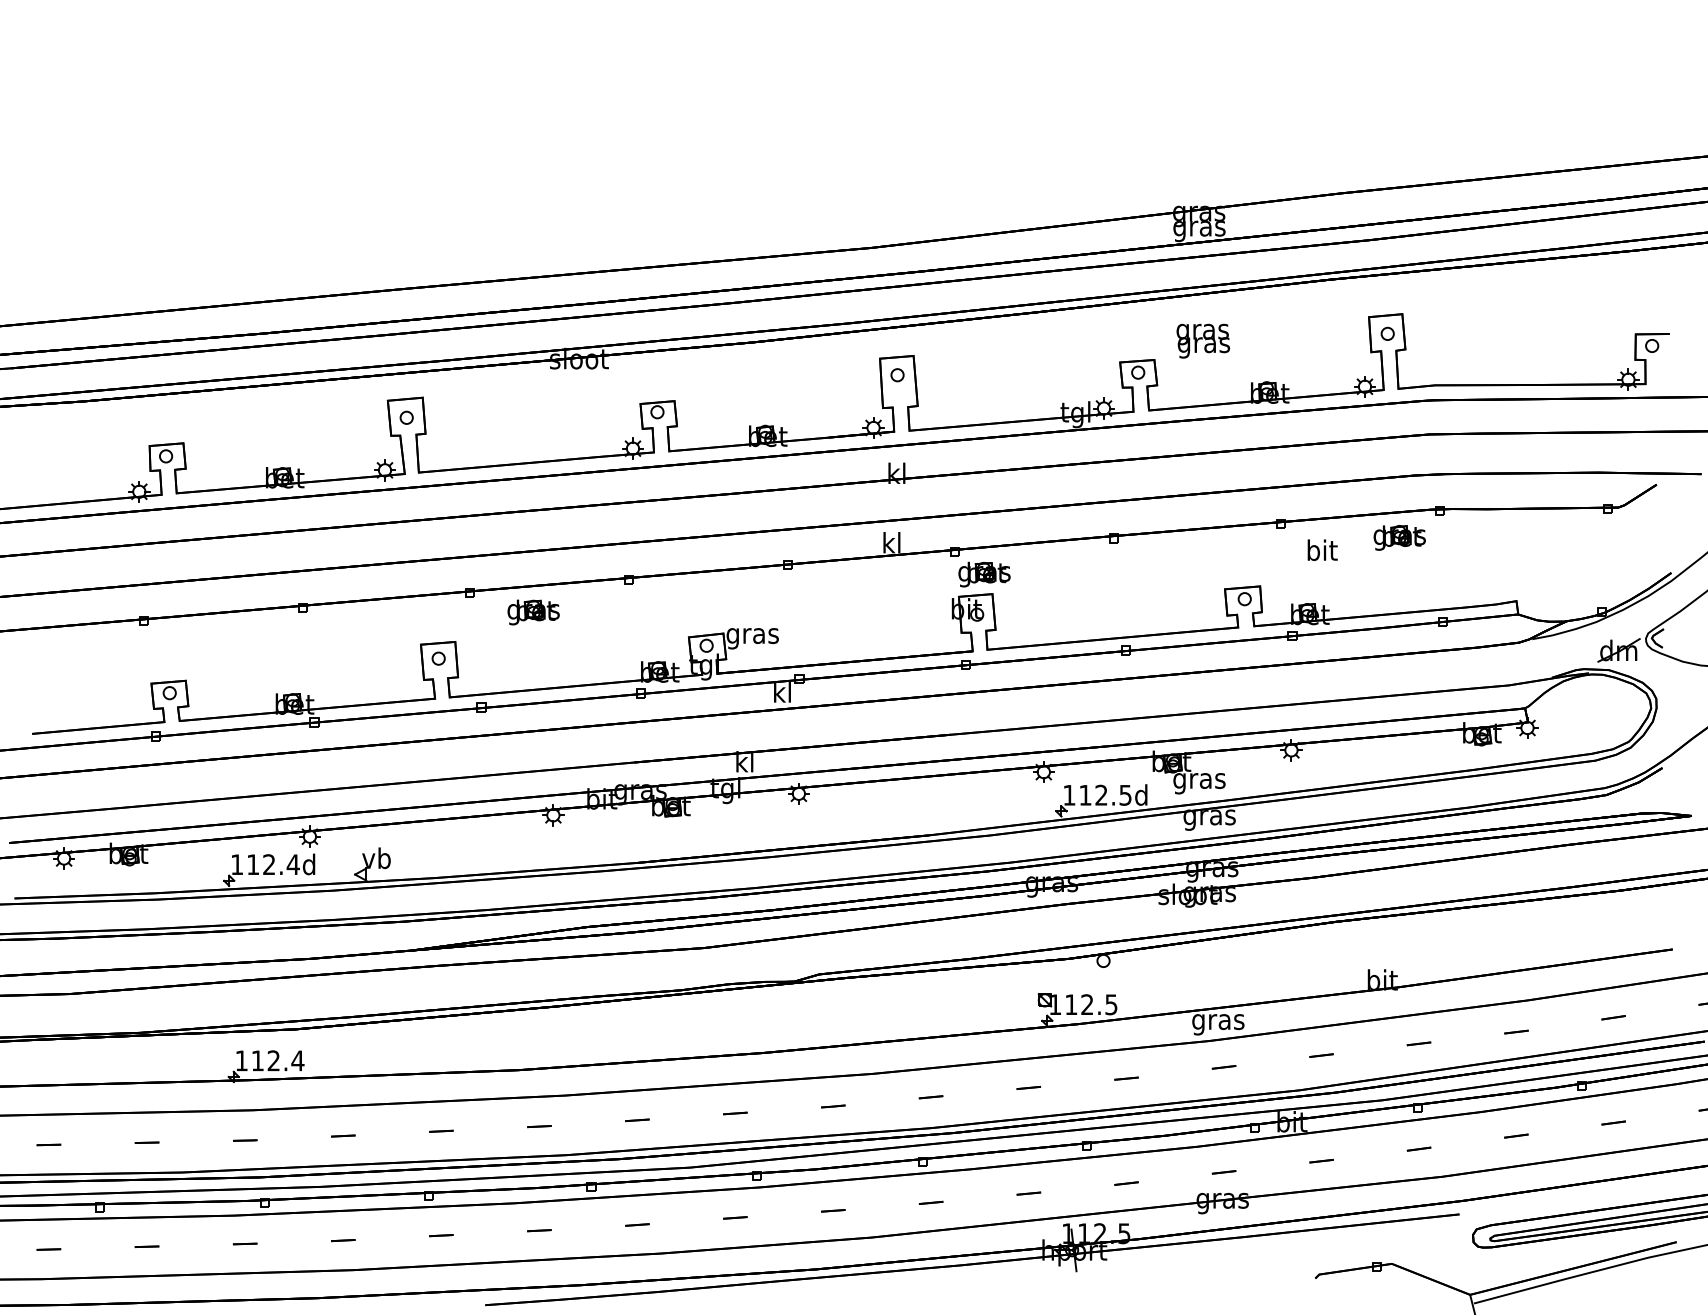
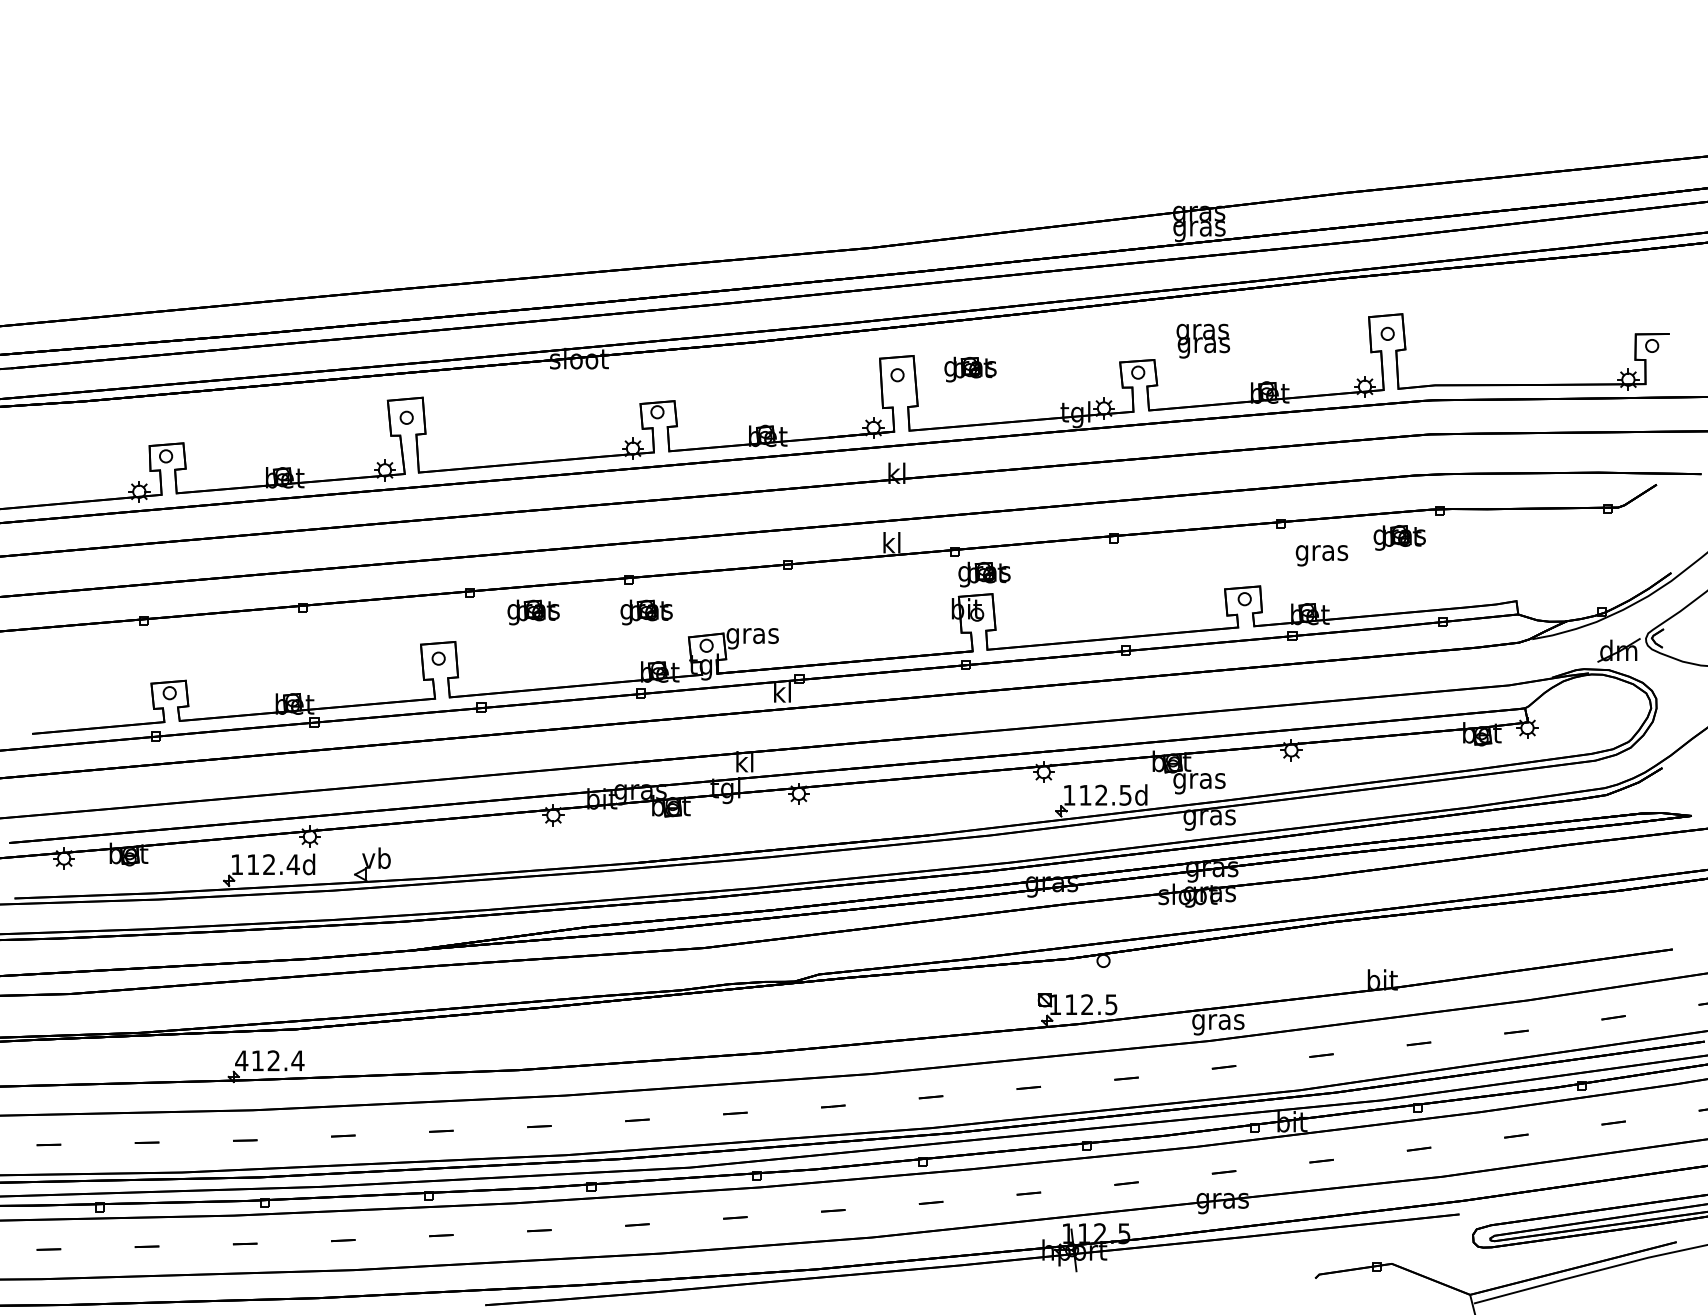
part: none -> present (970, 369)
text: bit -> gras (1321, 552)
part: none -> present (646, 612)
text: 112.4 -> 412.4 (241, 1060)
